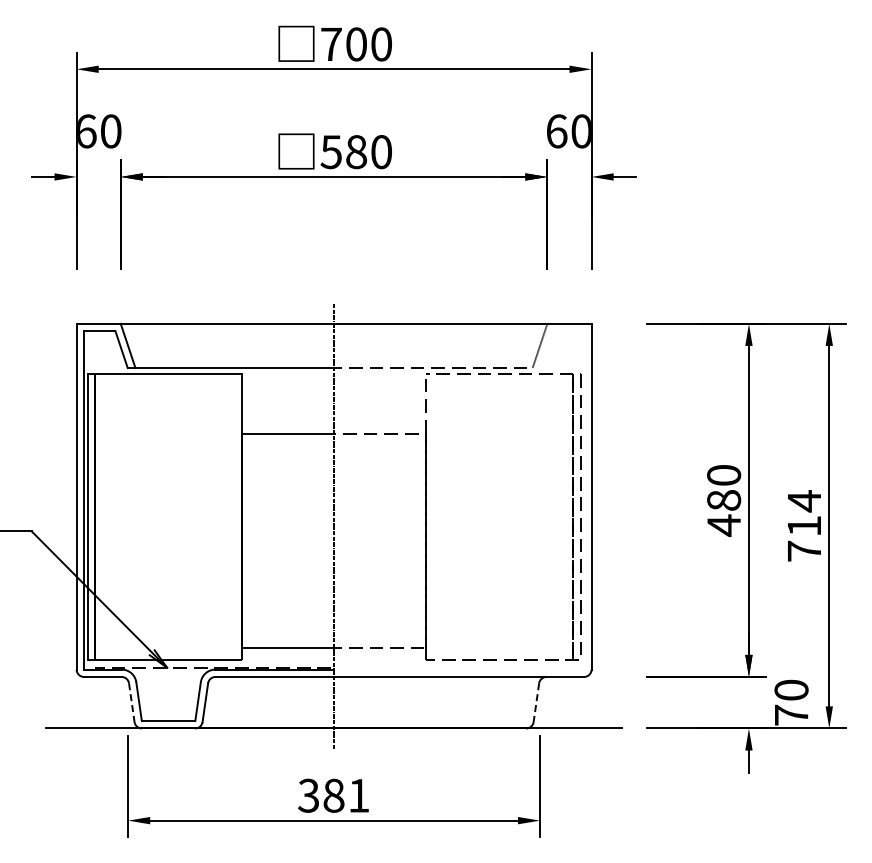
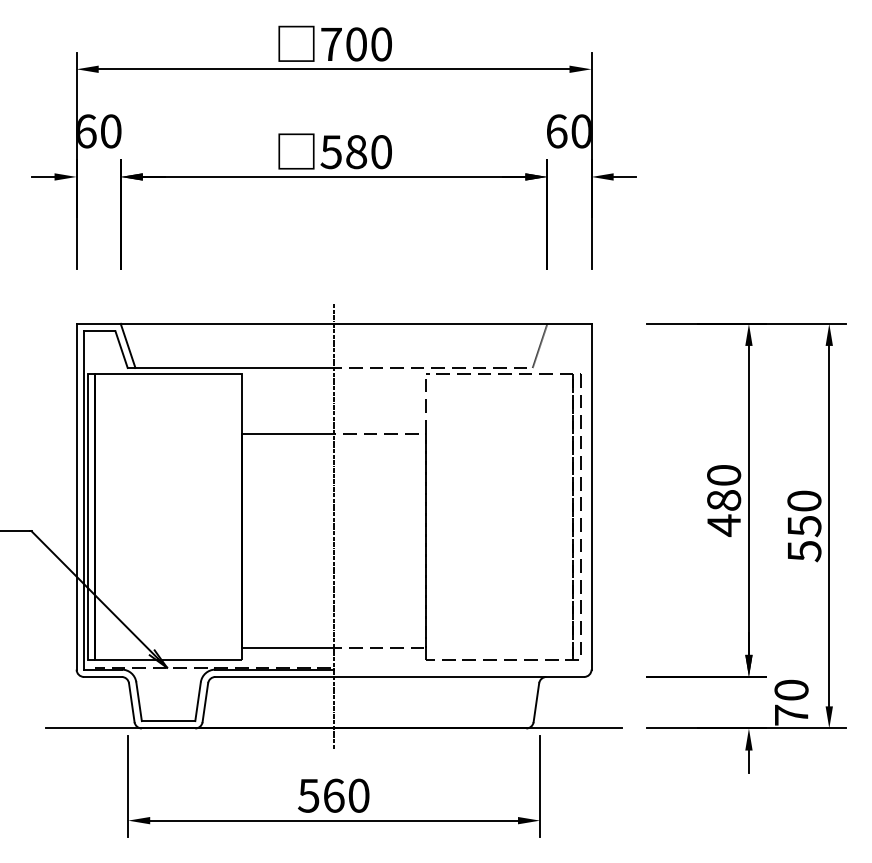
text: 714 -> 550 (804, 526)
line: dashed -> solid (131, 702)
line: dashed -> solid (536, 702)
text: 381 -> 560 (333, 795)
